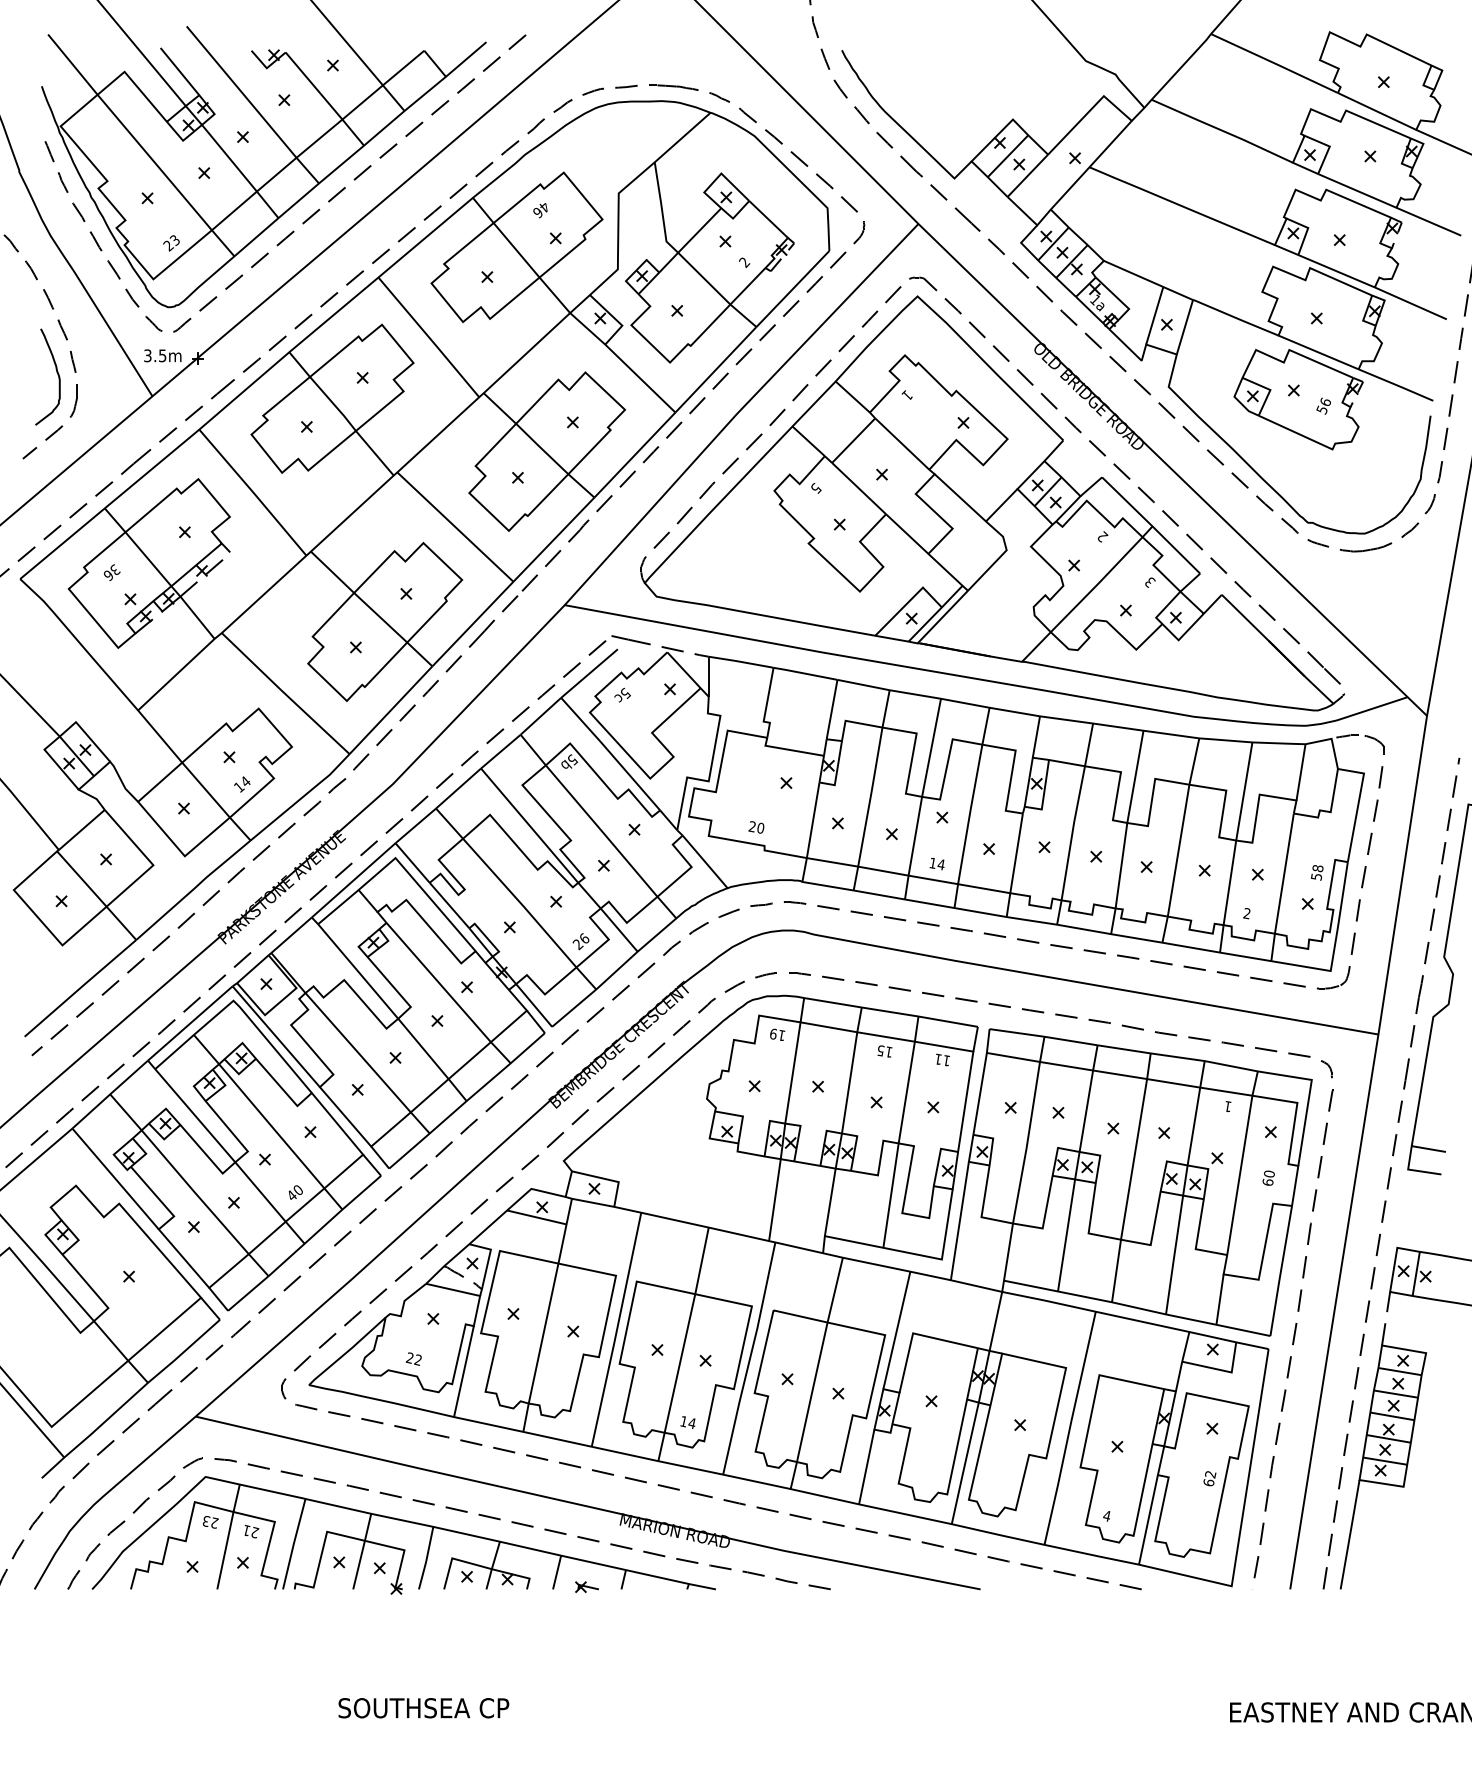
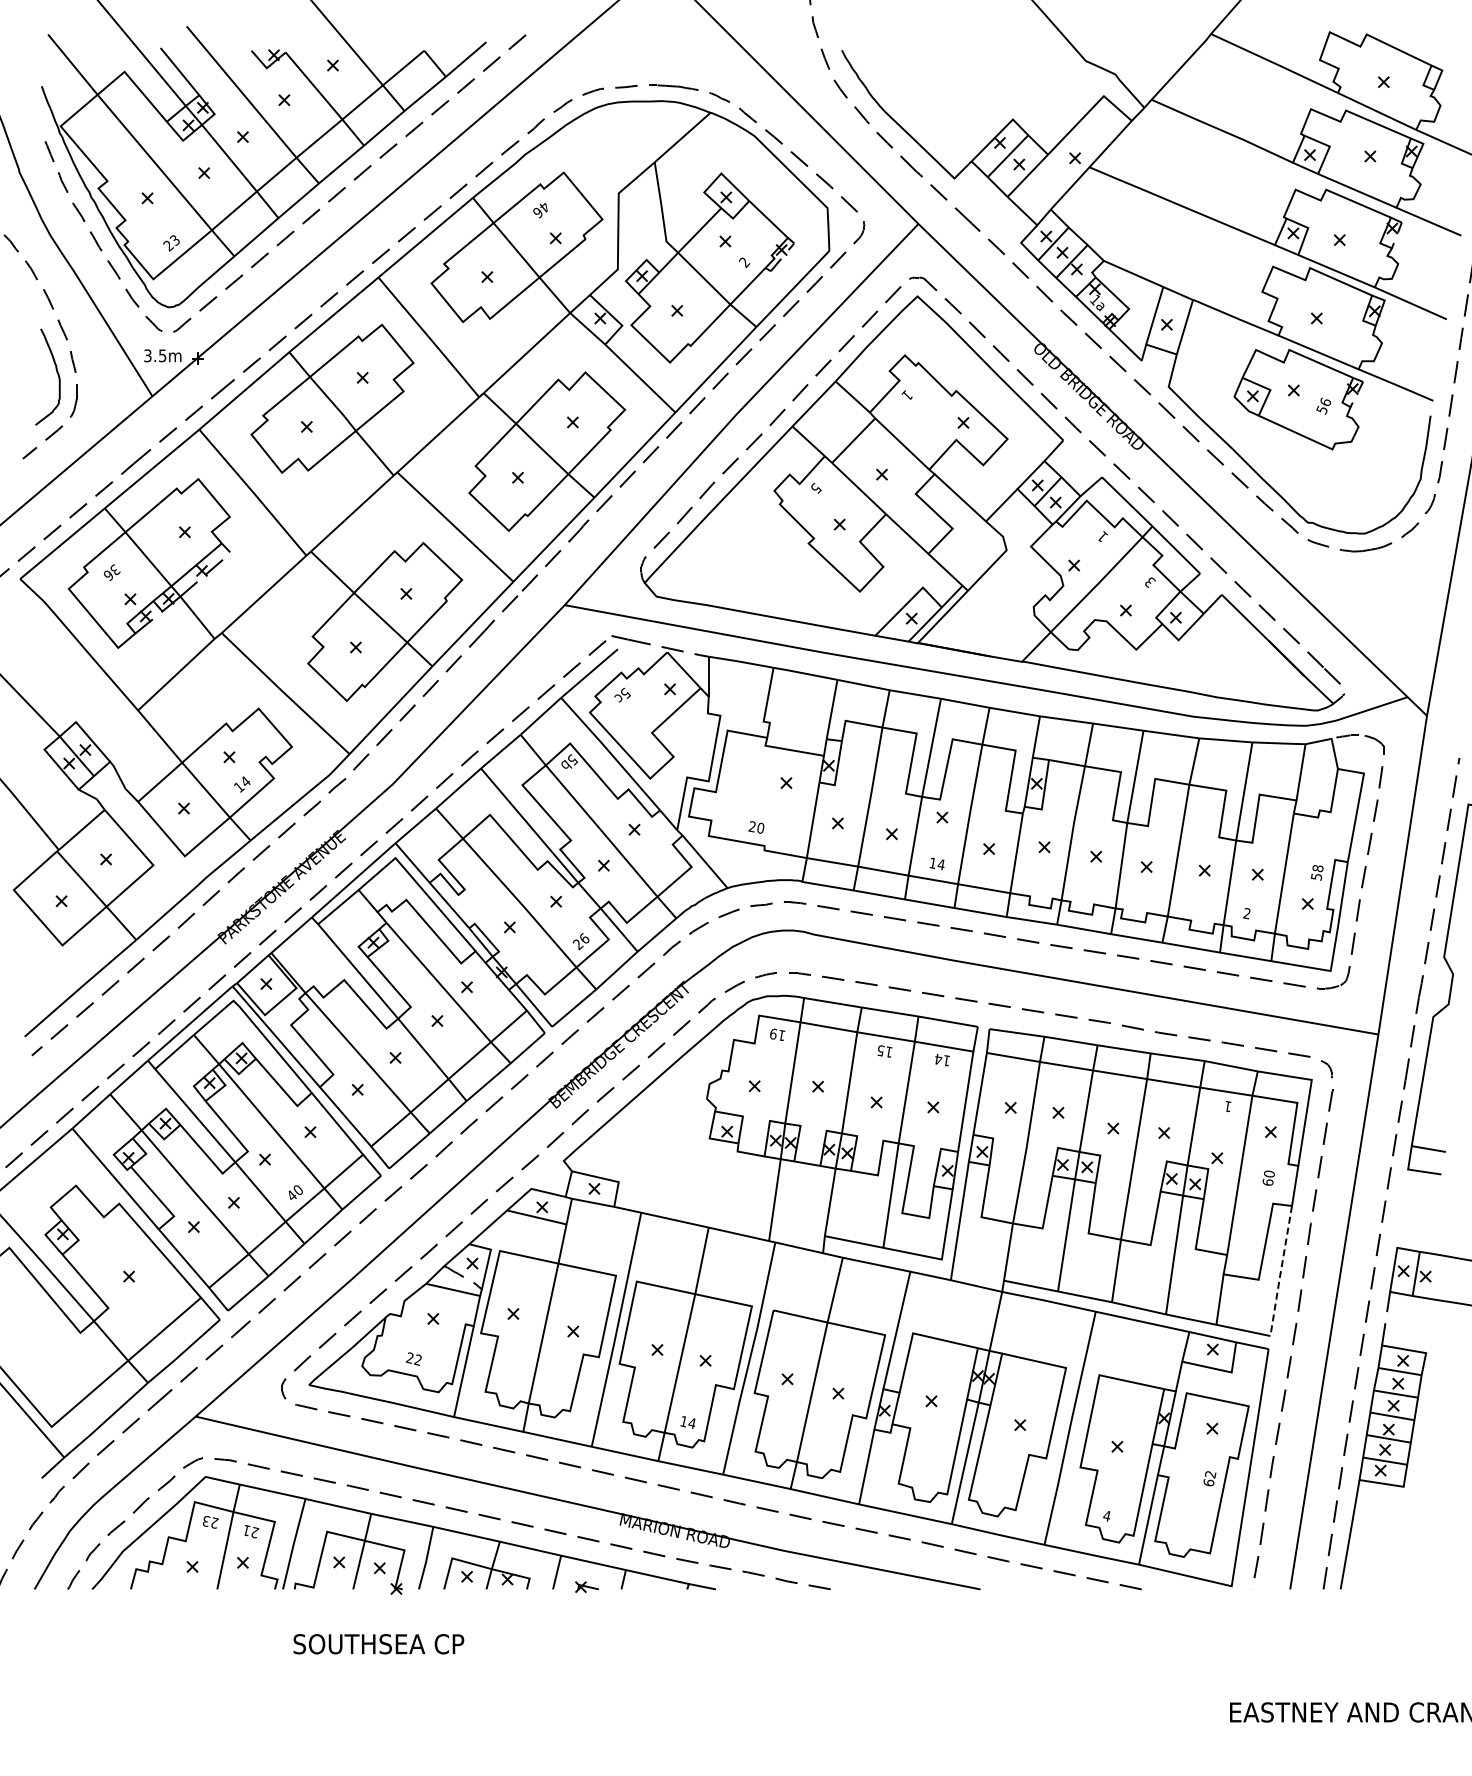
text: 2 -> 1 (1103, 536)
text: 11 -> 14 (938, 1058)
line: solid -> dashed (1280, 1271)
text position: (423, 1708) -> (378, 1644) (378, 1644)
